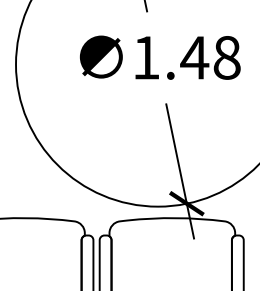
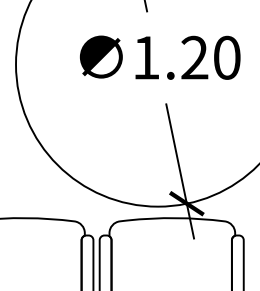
text: 1.48 -> 1.20 (210, 57)
